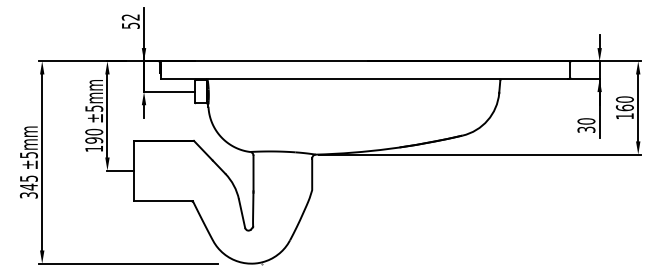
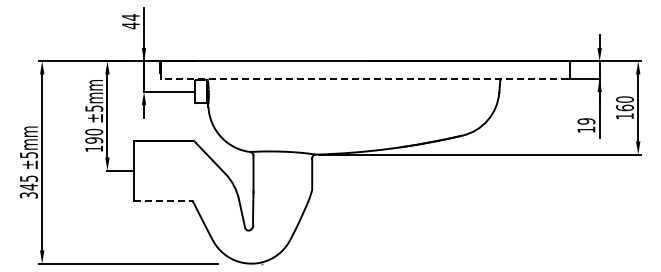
text: 52 -> 44 (130, 21)
line: solid -> dashed (364, 78)
text: 30 -> 19 (586, 125)
line: solid -> dashed (163, 200)
